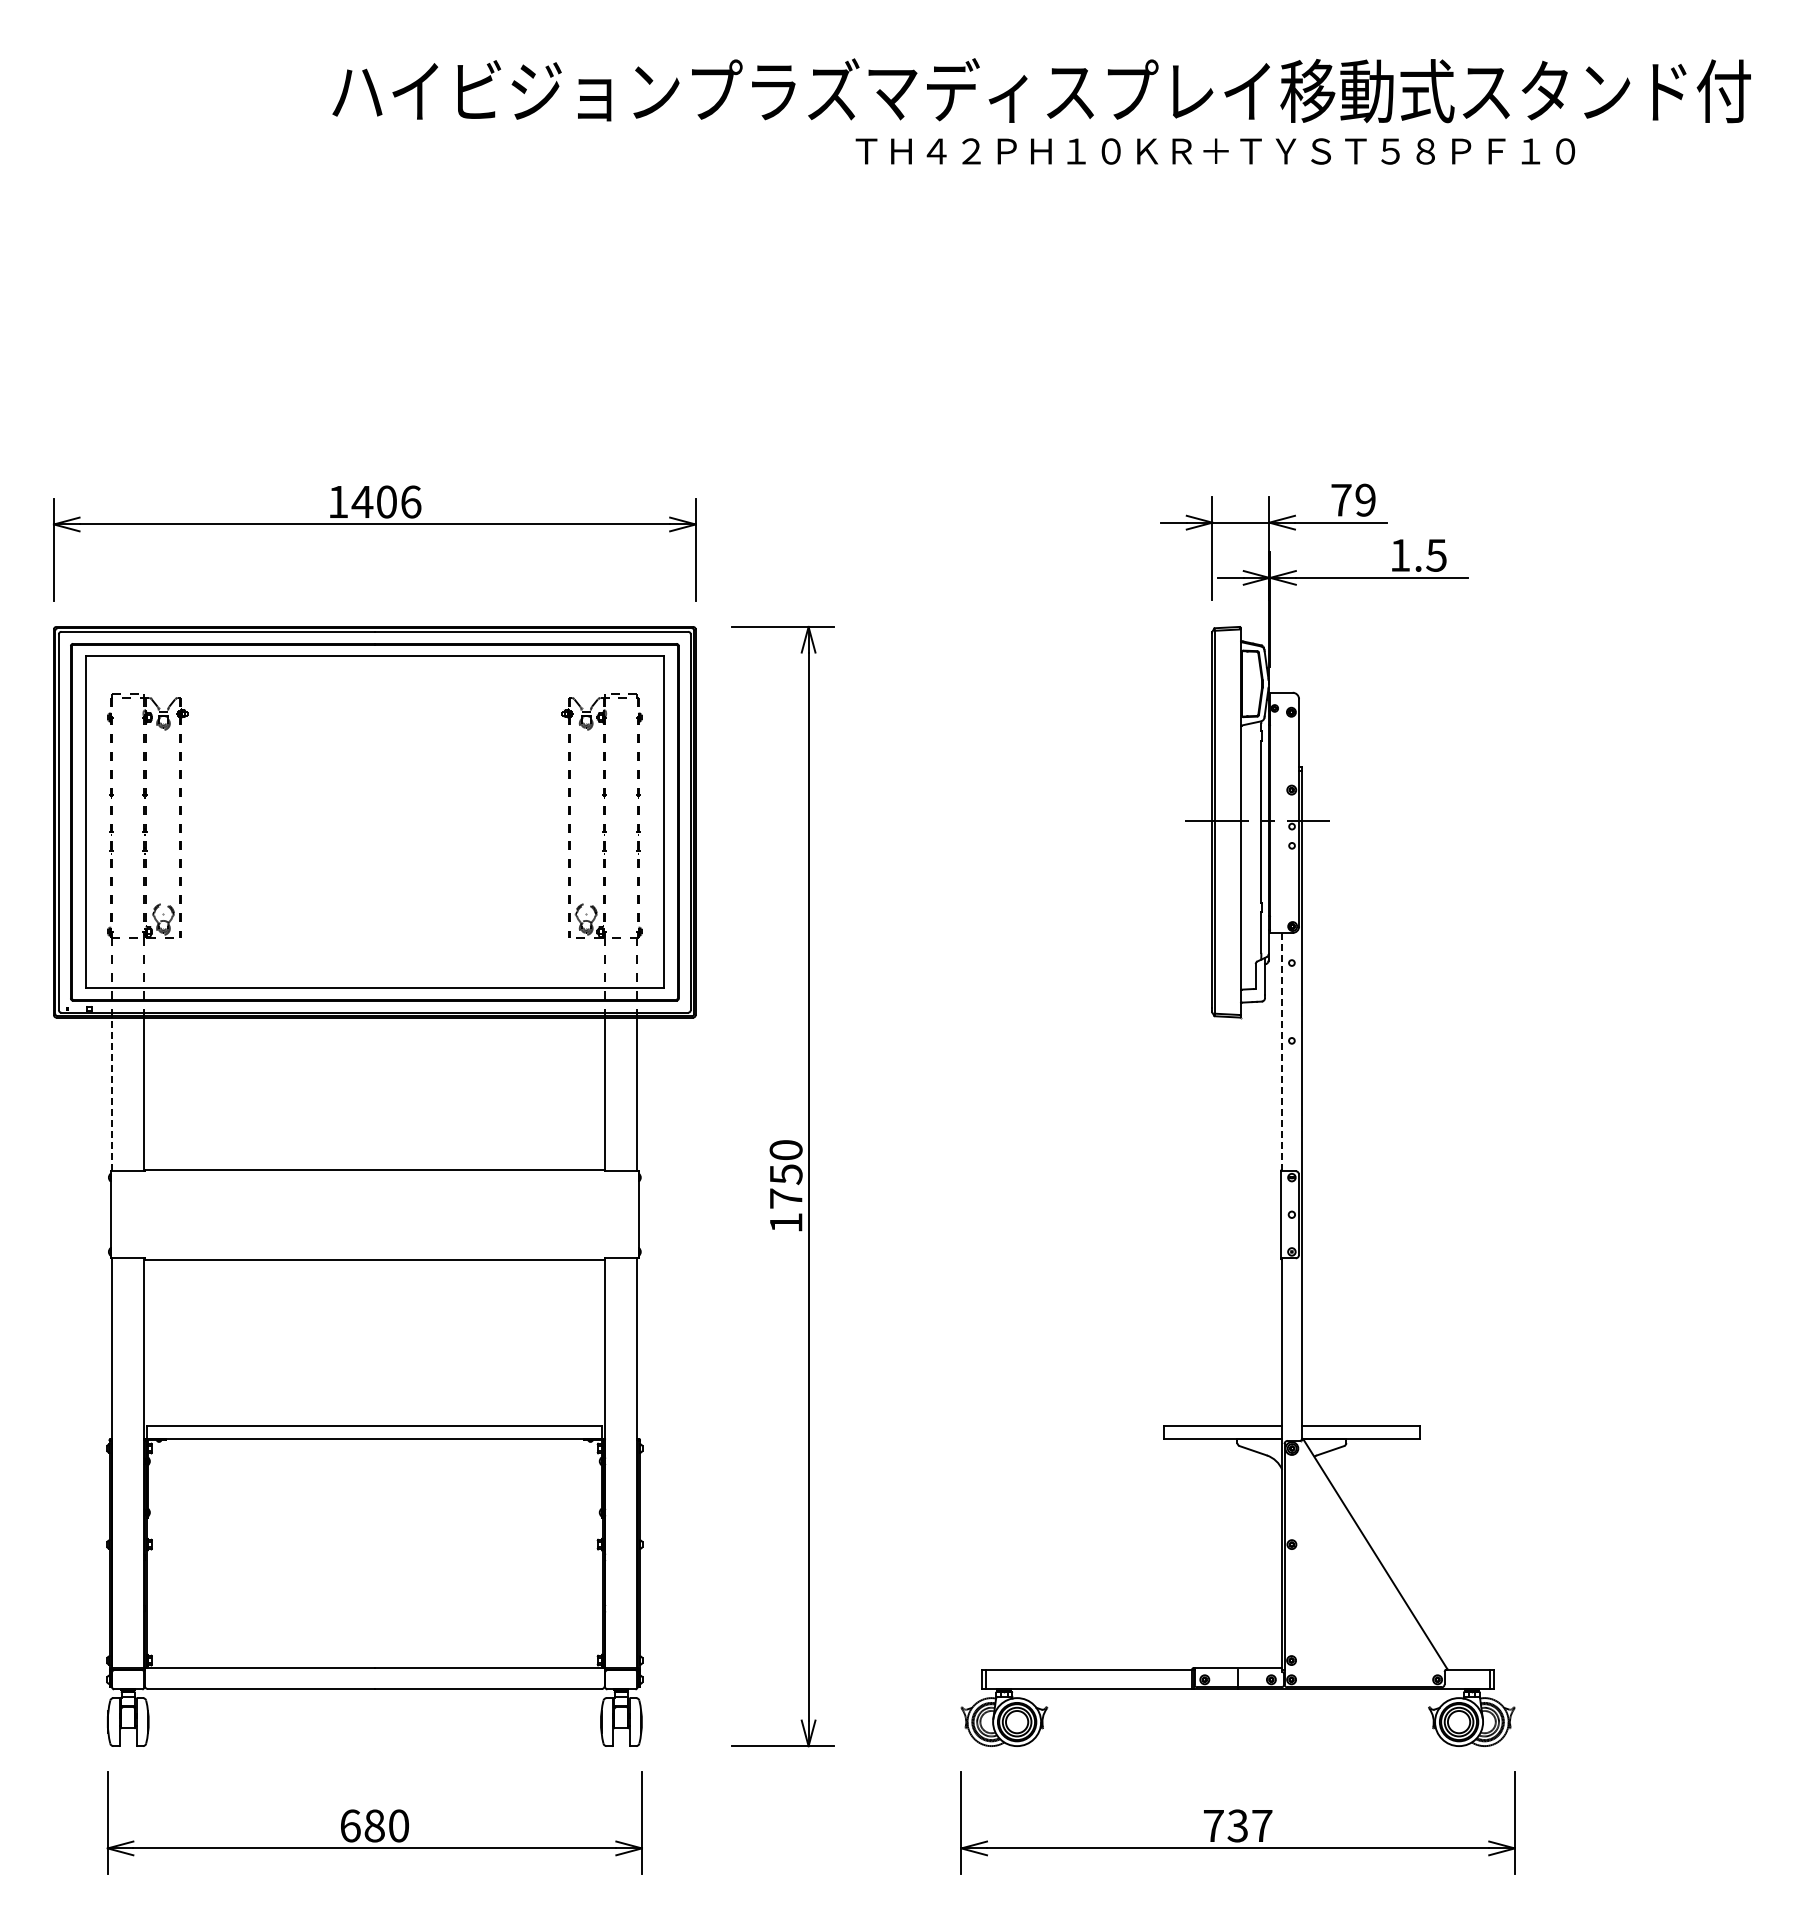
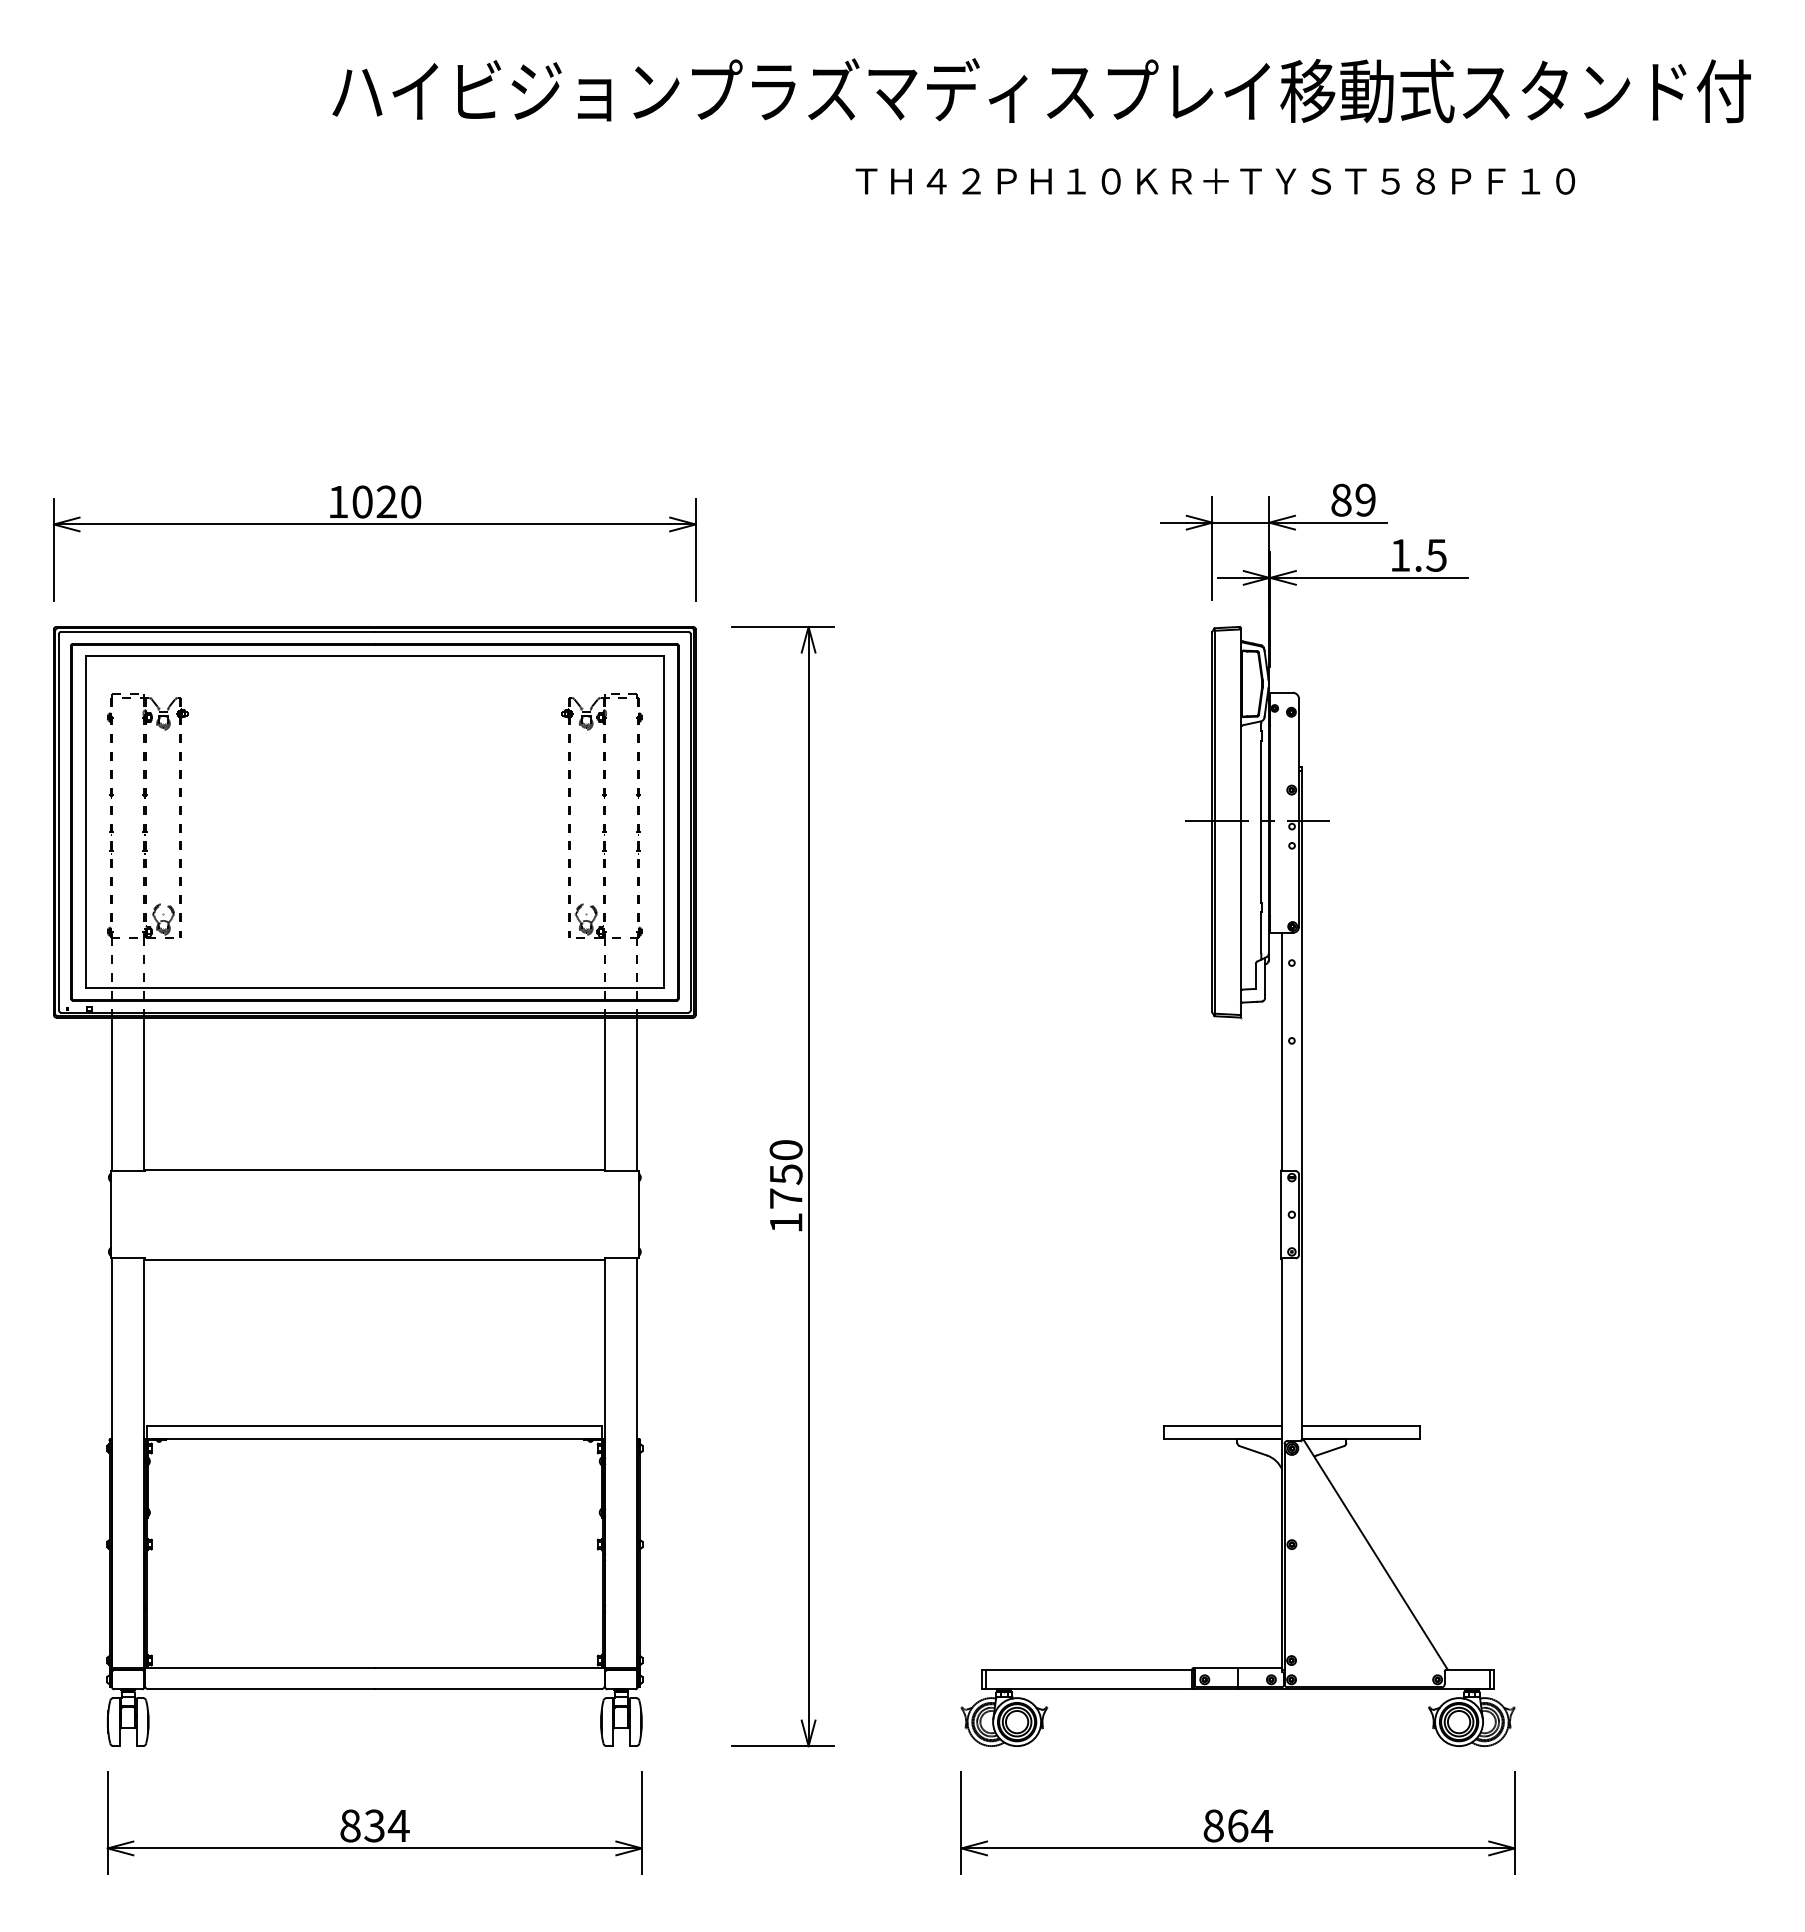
text position: (1214, 151) -> (1214, 181) (1214, 181)
text: 79 -> 89 (1341, 499)
text: 1406 -> 1020 (386, 501)
line: dashed -> solid (1282, 1051)
line: dashed -> solid (112, 1094)
text: 680 -> 834 (374, 1825)
text: 737 -> 864 (1238, 1825)
